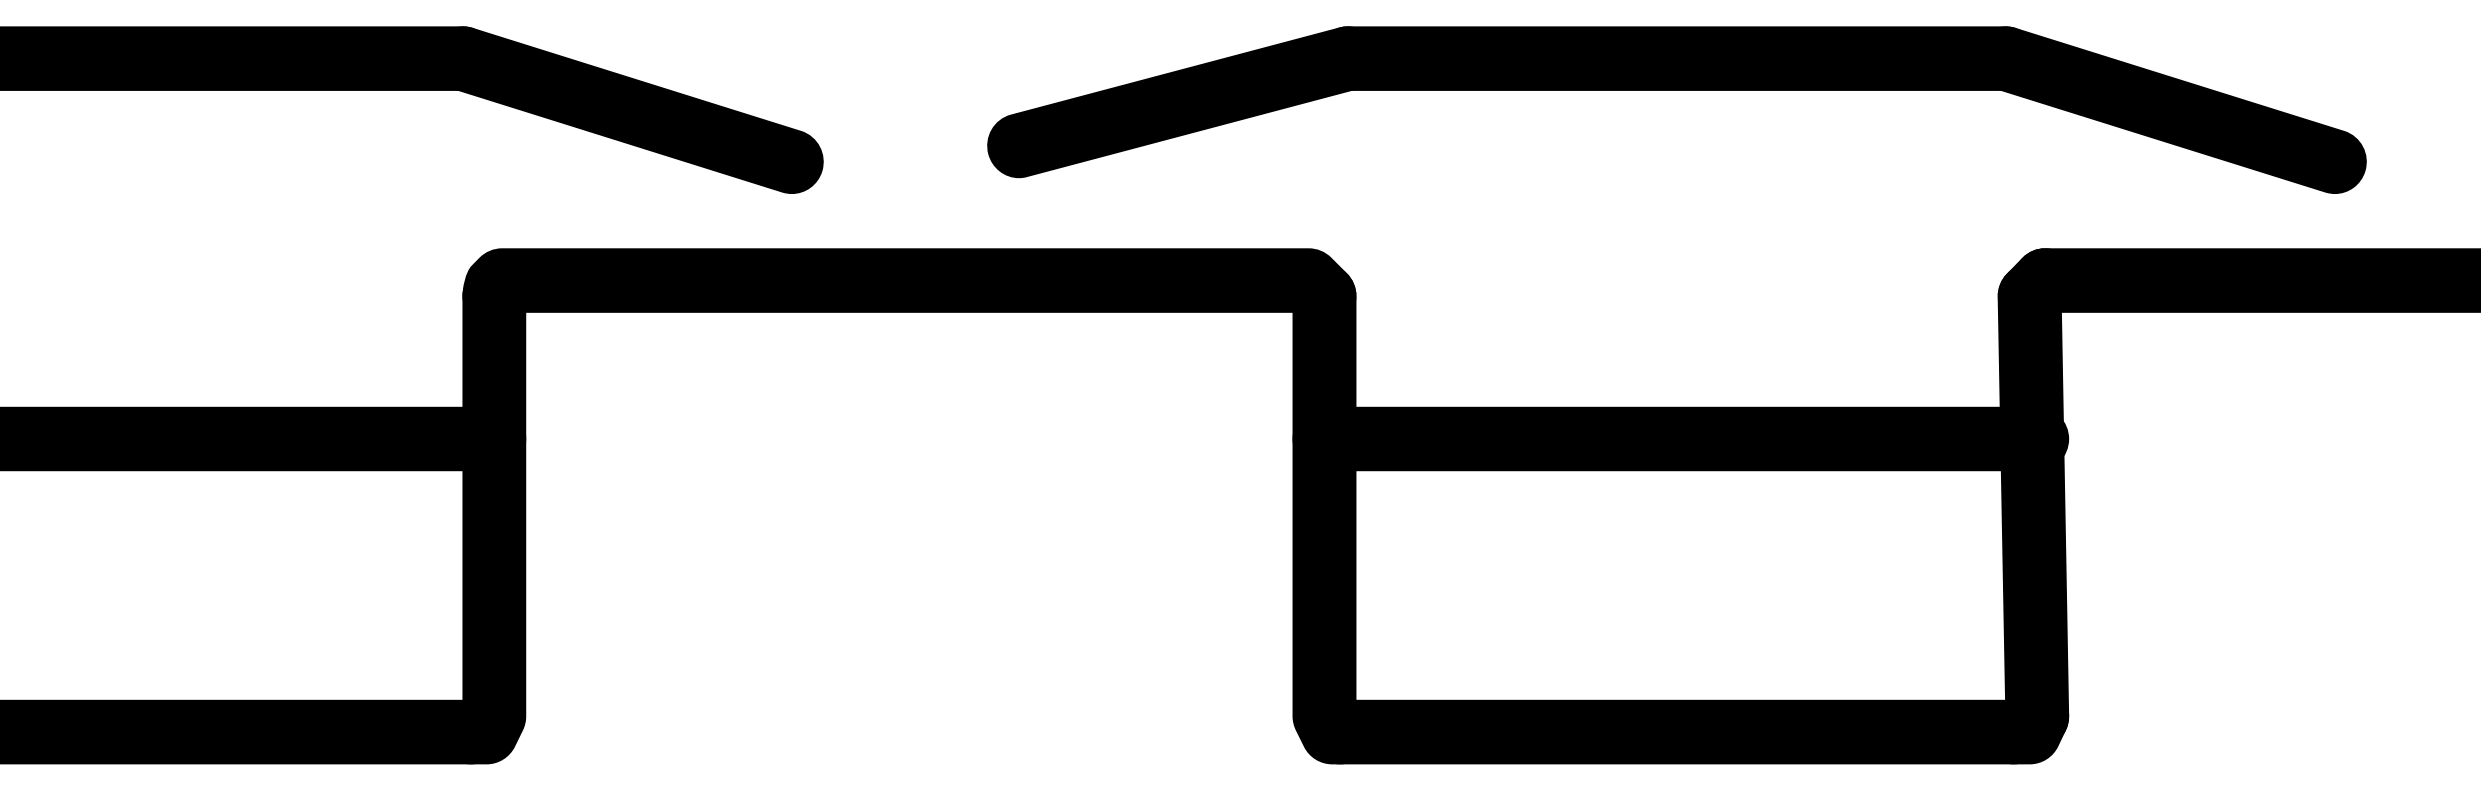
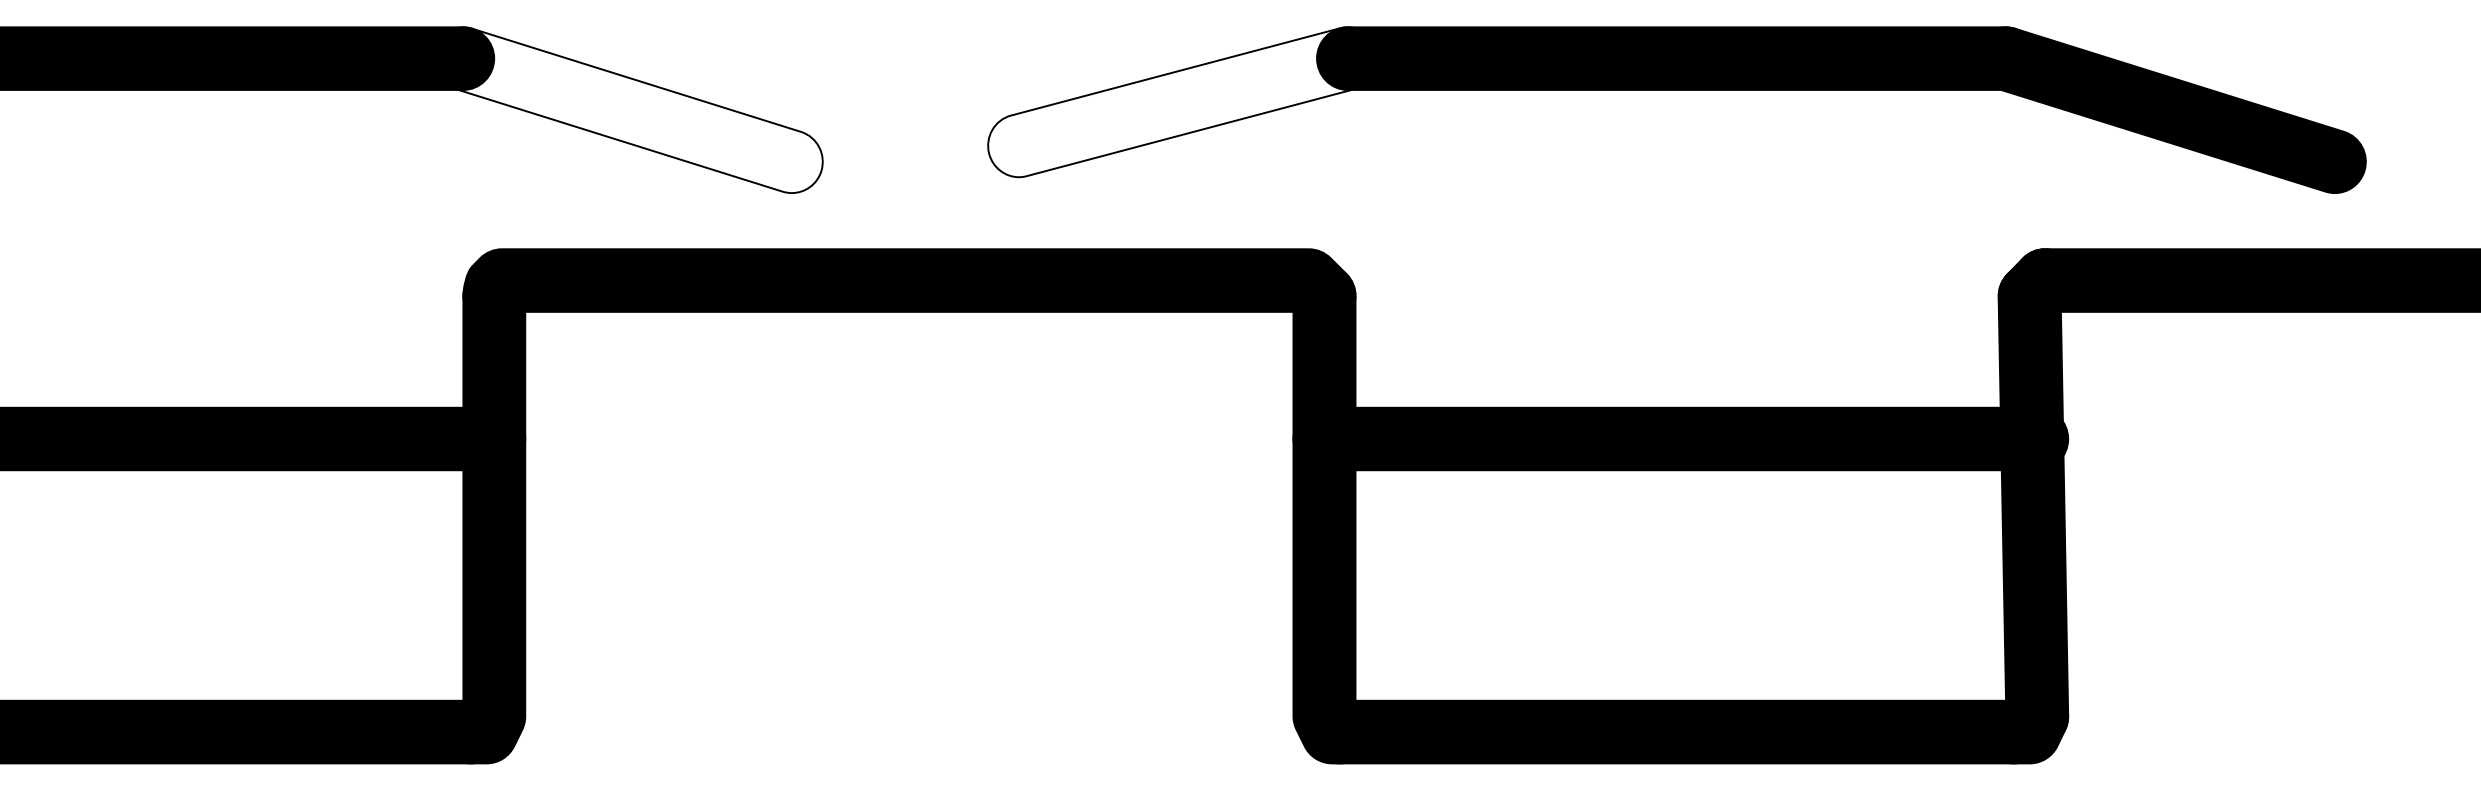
fill: present -> none (1183, 102)
fill: present -> none (627, 110)
